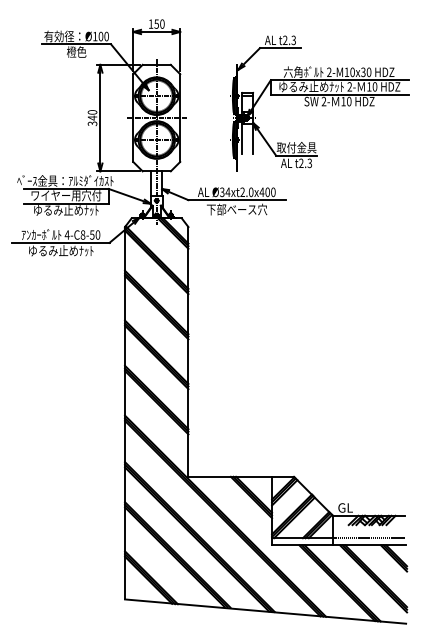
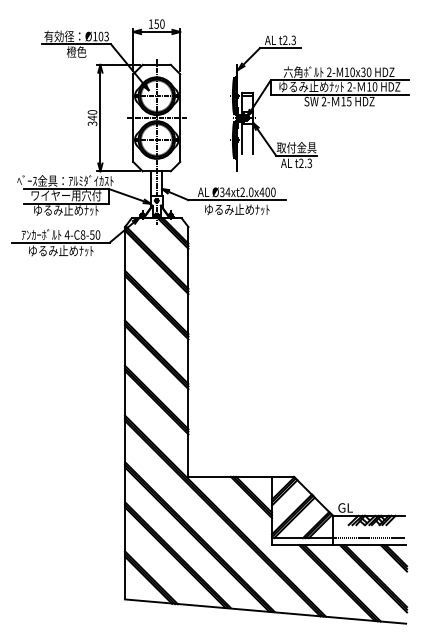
text: Ø100 -> Ø103 (106, 36)
text: 10 -> 15 (349, 101)
text: 下部ベース穴 -> ゆるみ止めﾅｯﾄ (237, 209)
